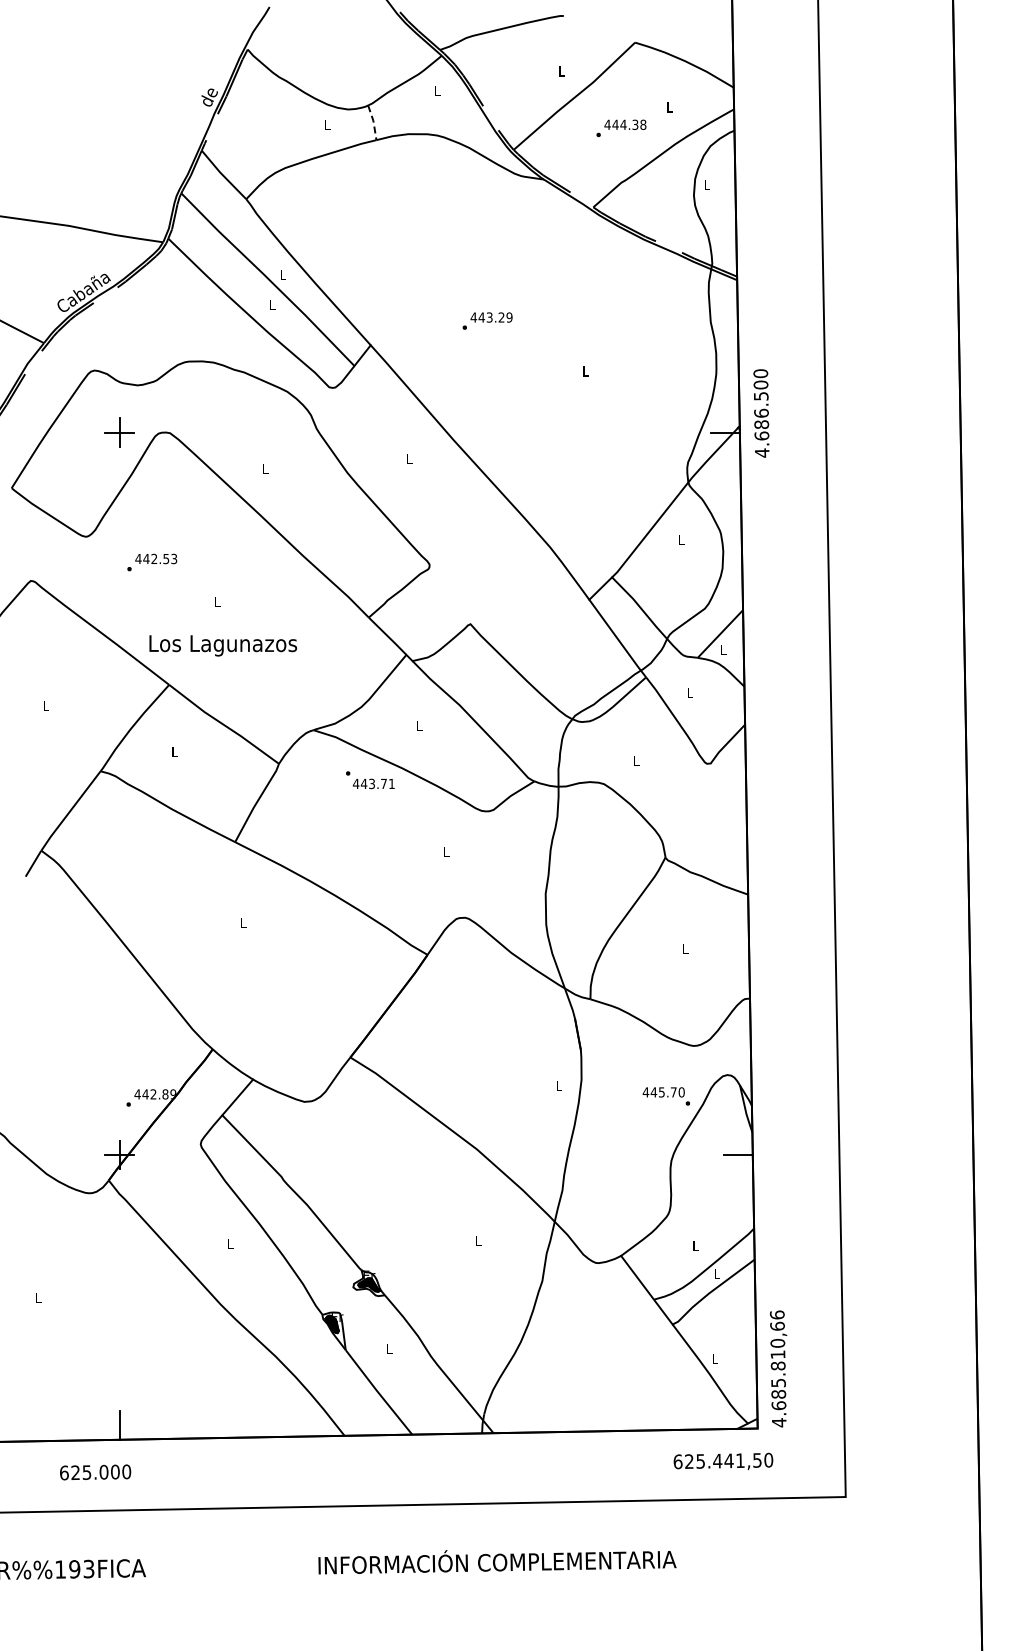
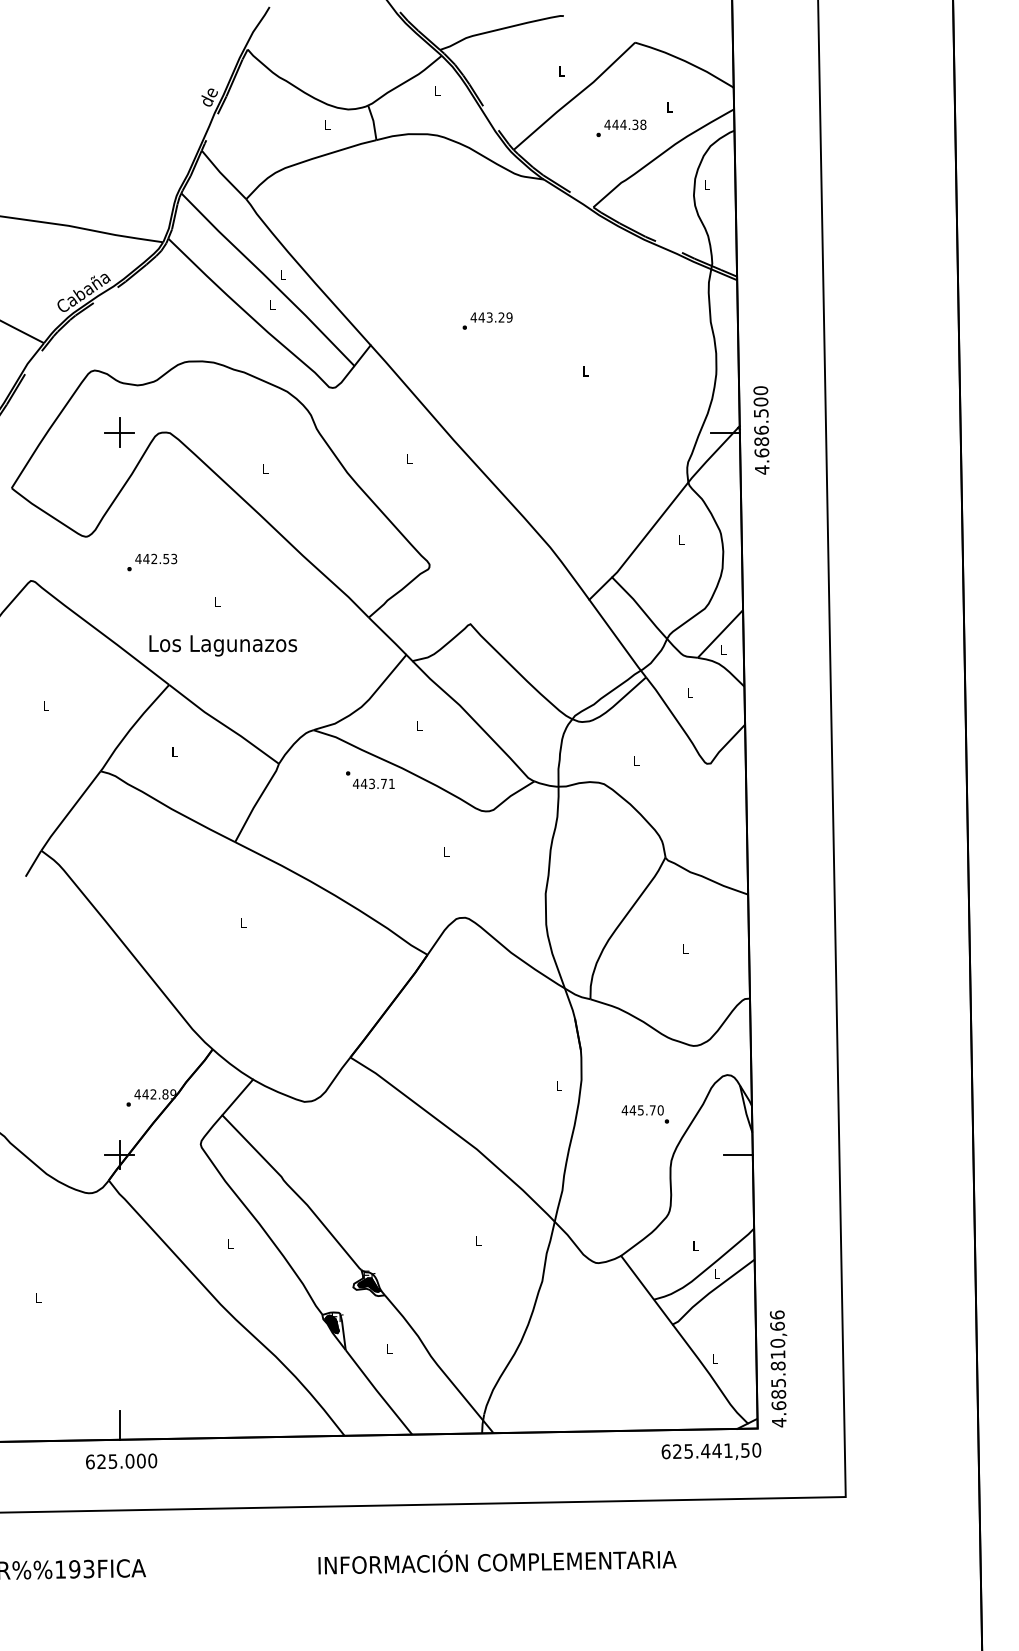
line: dashed -> solid (373, 121)
text position: (761, 413) -> (761, 430) (761, 430)
text position: (665, 1096) -> (644, 1114) (644, 1114)
text position: (723, 1460) -> (711, 1450) (711, 1450)
text position: (95, 1472) -> (121, 1461) (121, 1461)
